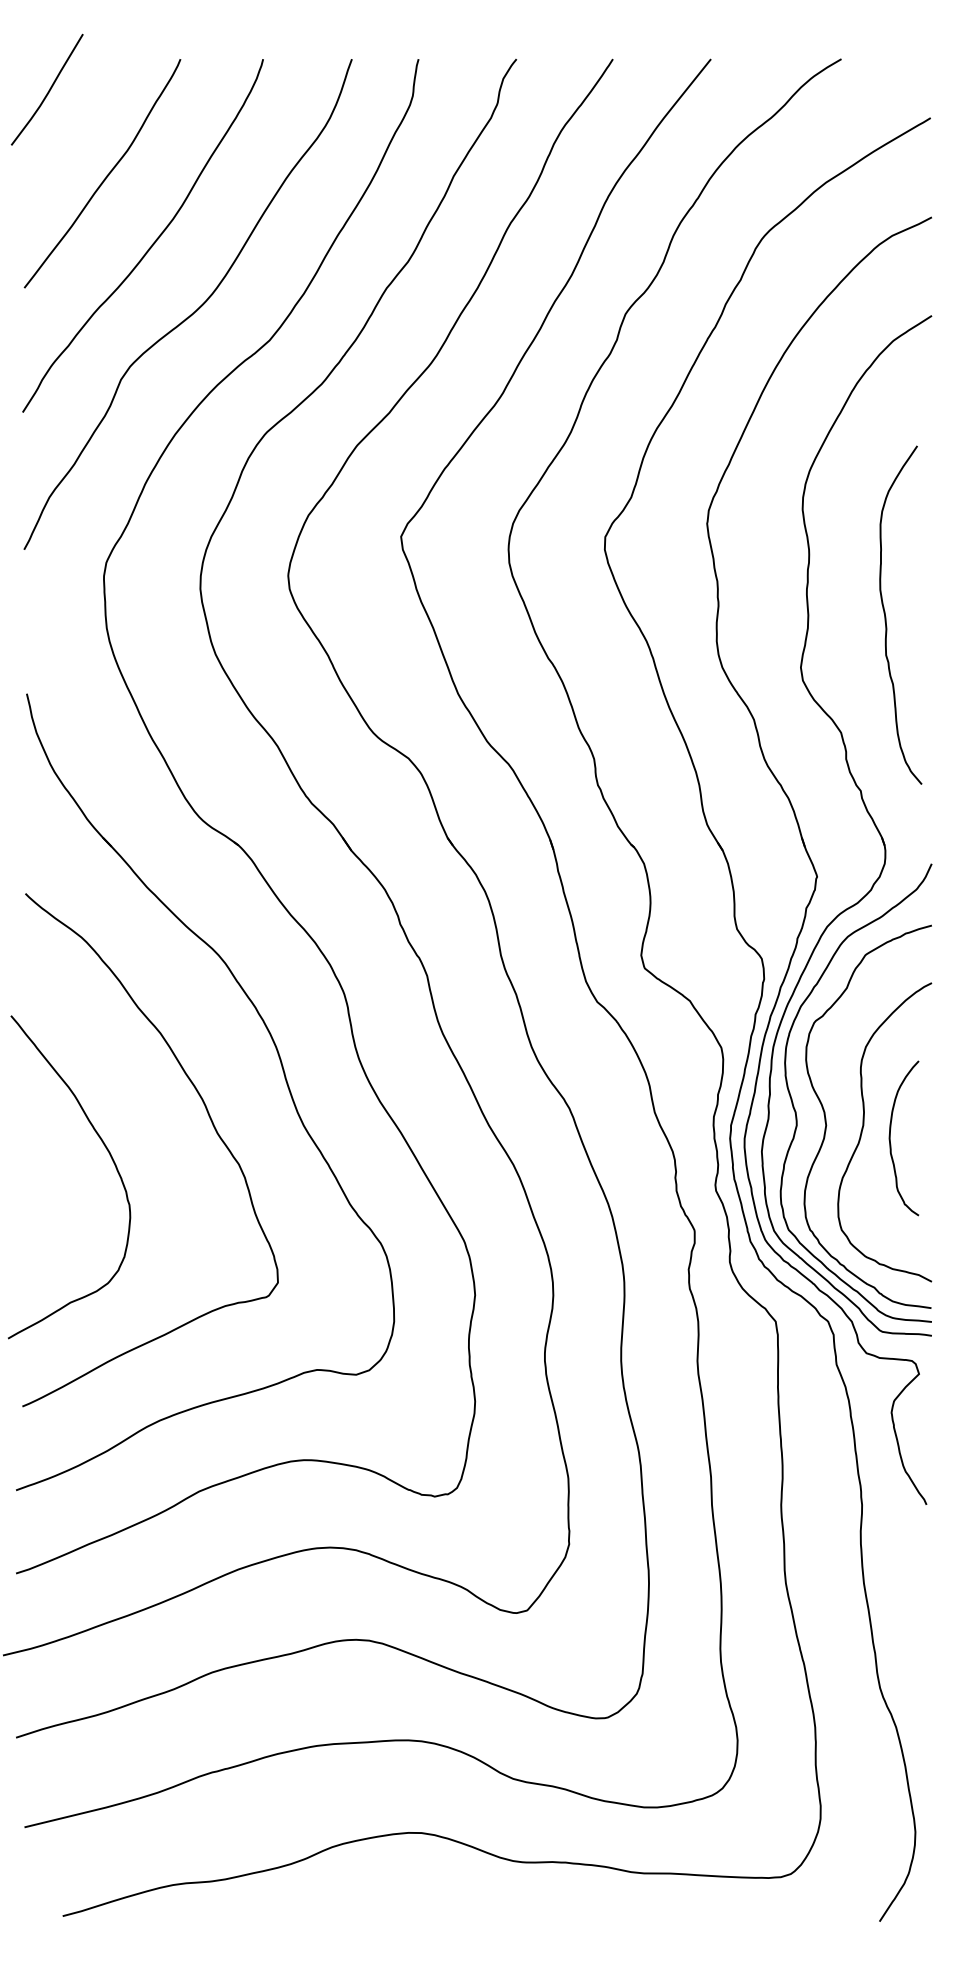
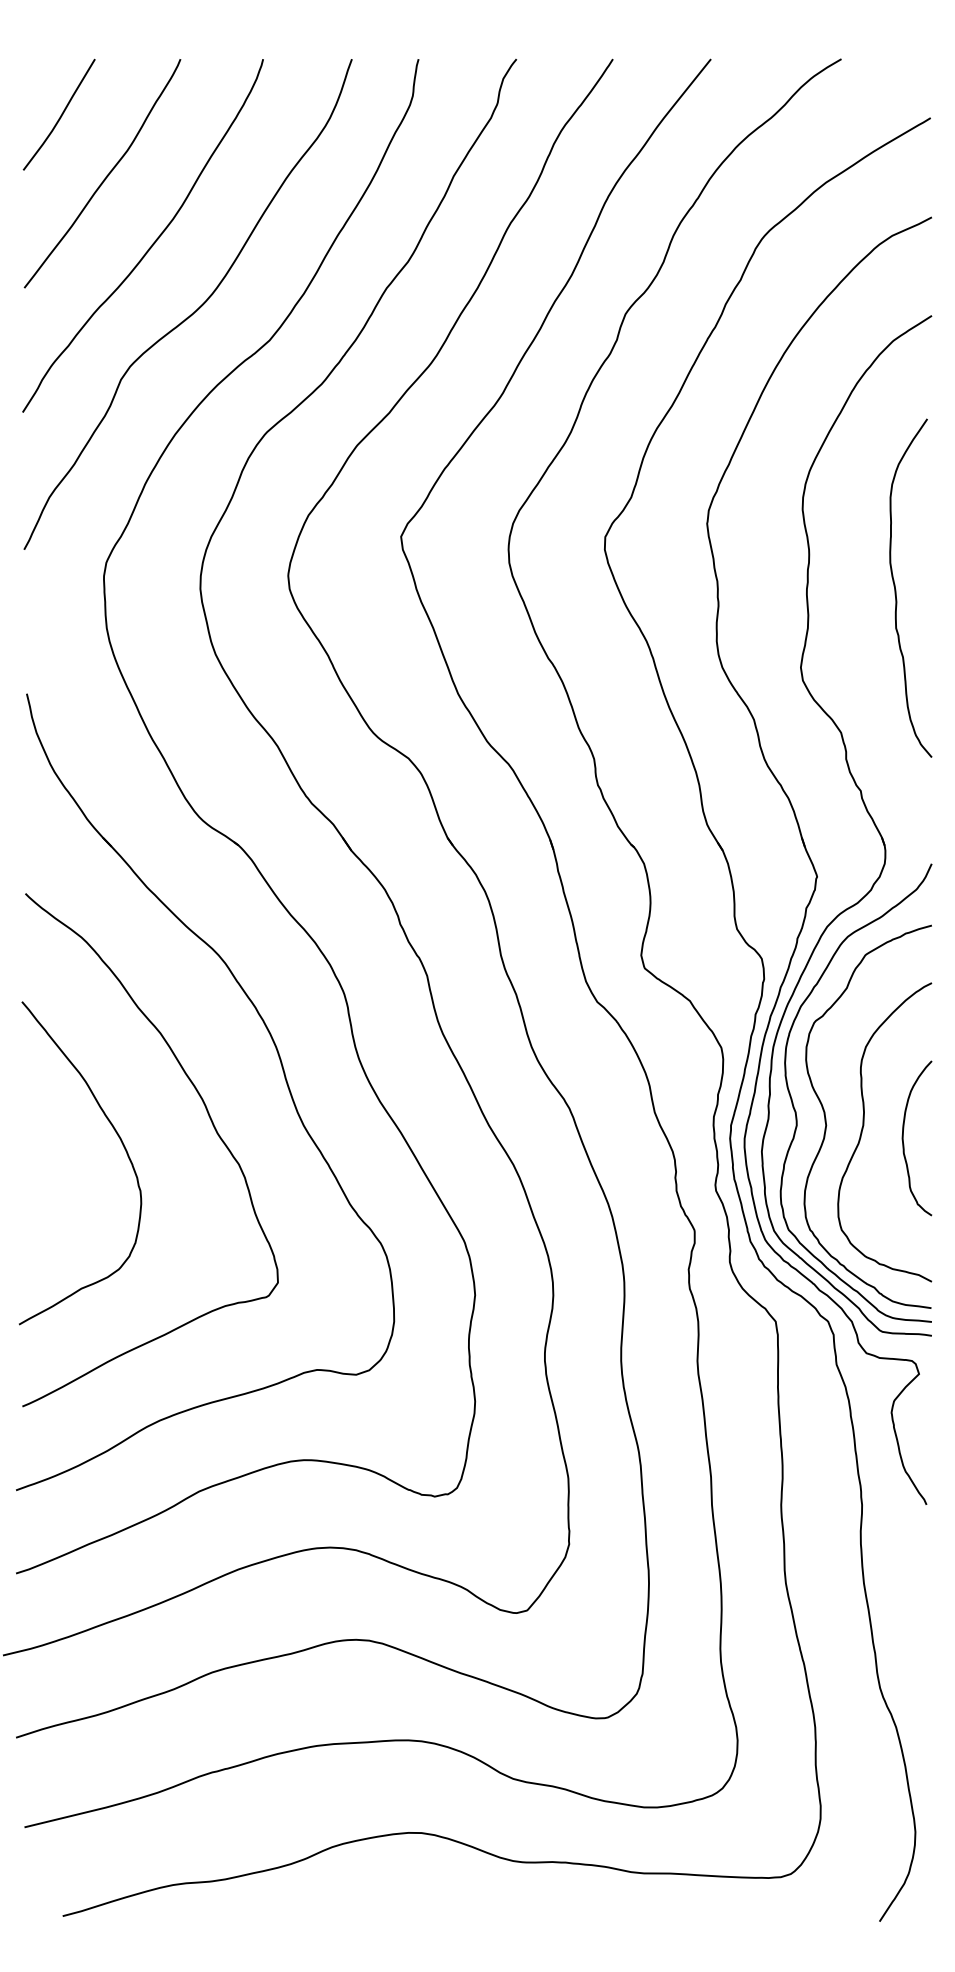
curve position: (48, 90) -> (60, 115) (60, 115)
curve position: (886, 616) -> (896, 589) (896, 589)
curve position: (890, 1138) -> (903, 1138) (903, 1138)
curve position: (110, 1157) -> (121, 1143) (121, 1143)
